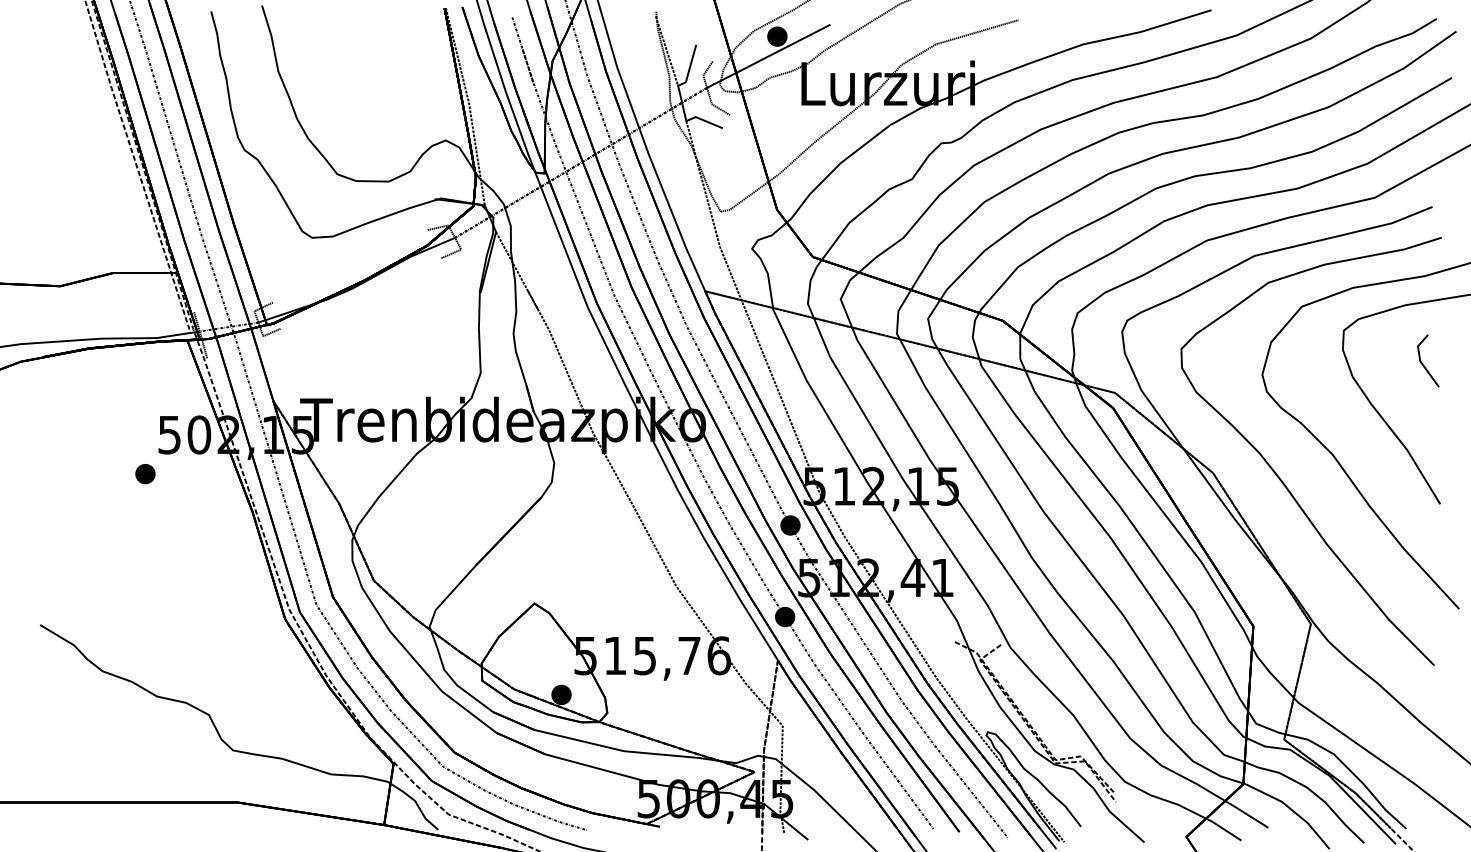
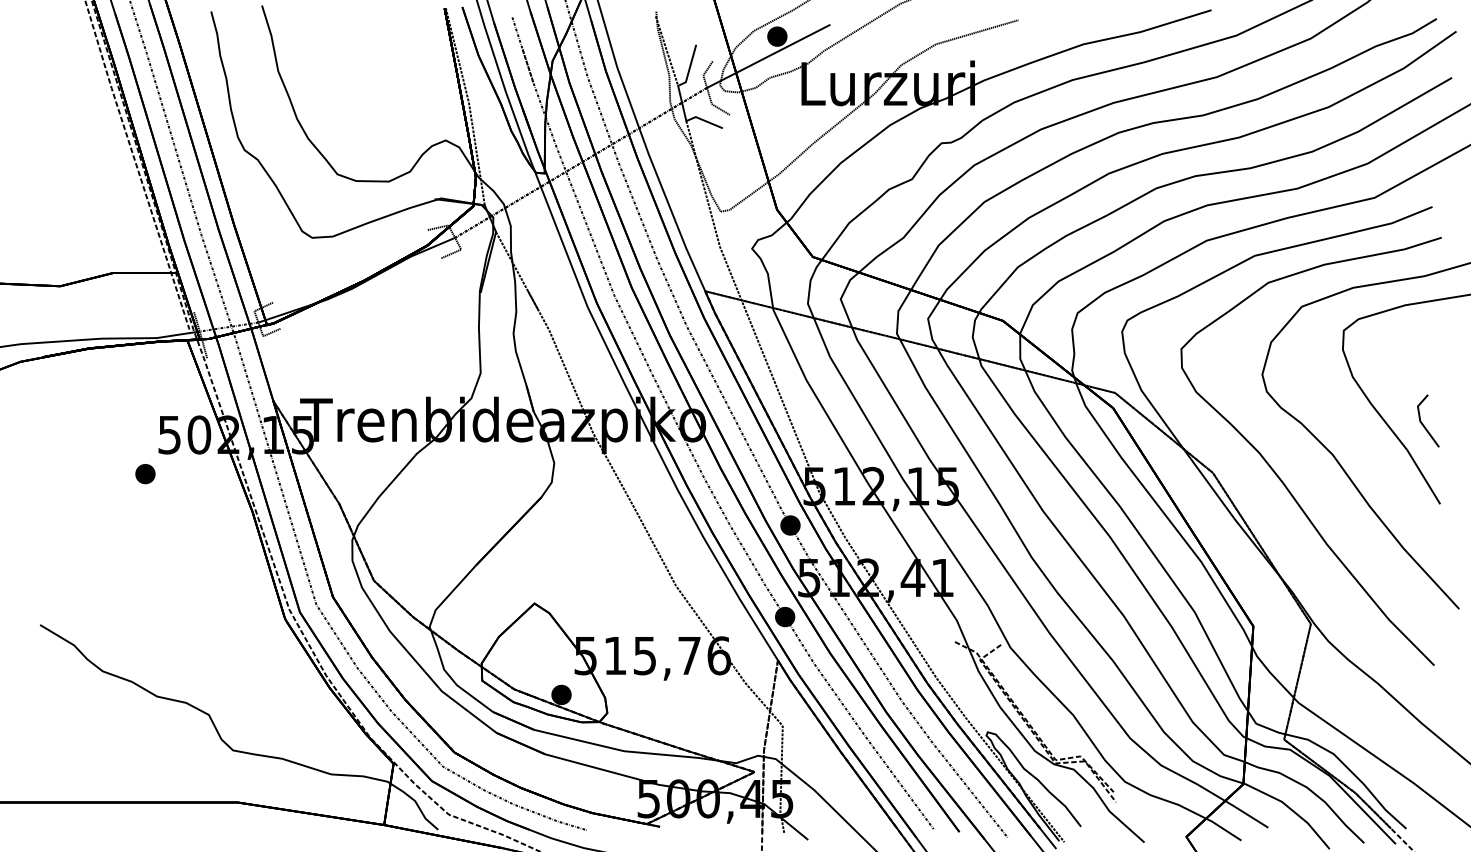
part position: (1428, 360) -> (1428, 420) (1428, 420)
